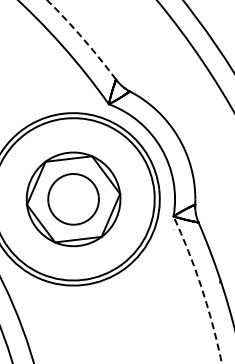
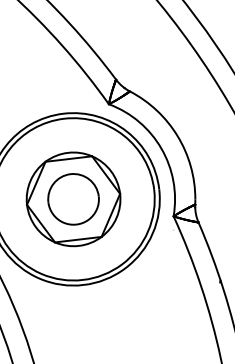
arc: dashed -> solid (82, 37)
arc: dashed -> solid (201, 288)
